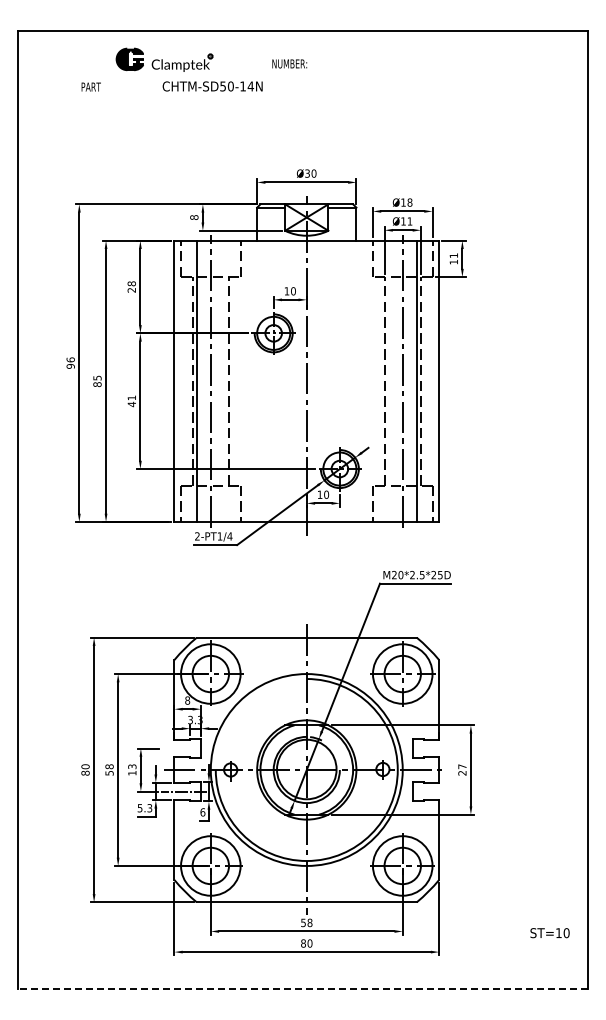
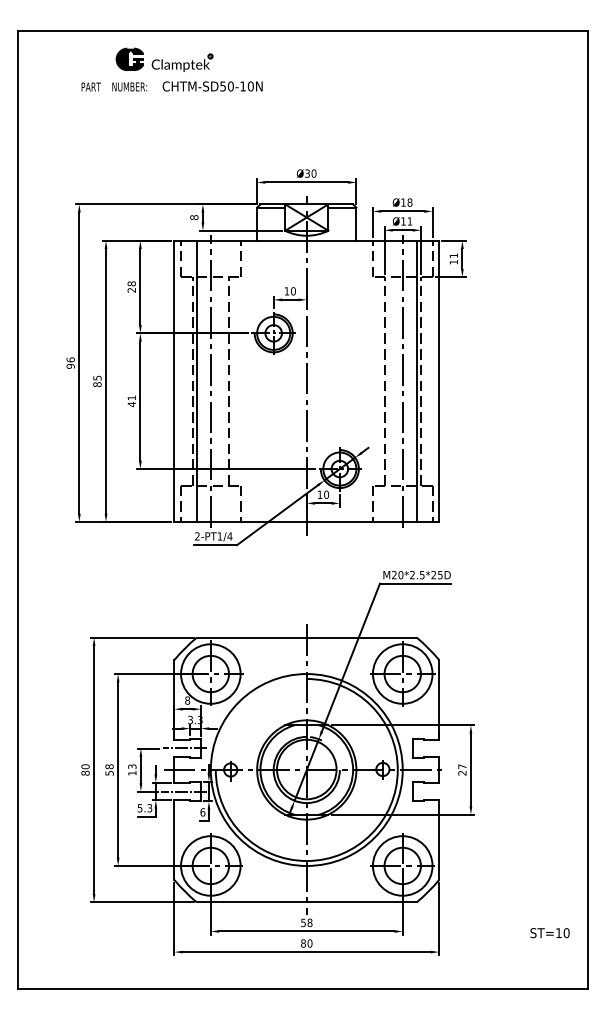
text position: (289, 63) -> (129, 86) (129, 86)
text: CHTM-SD50-14N -> CHTM-SD50-10N (250, 86)
line: none -> present (184, 748)
line: dashed -> solid (303, 989)
